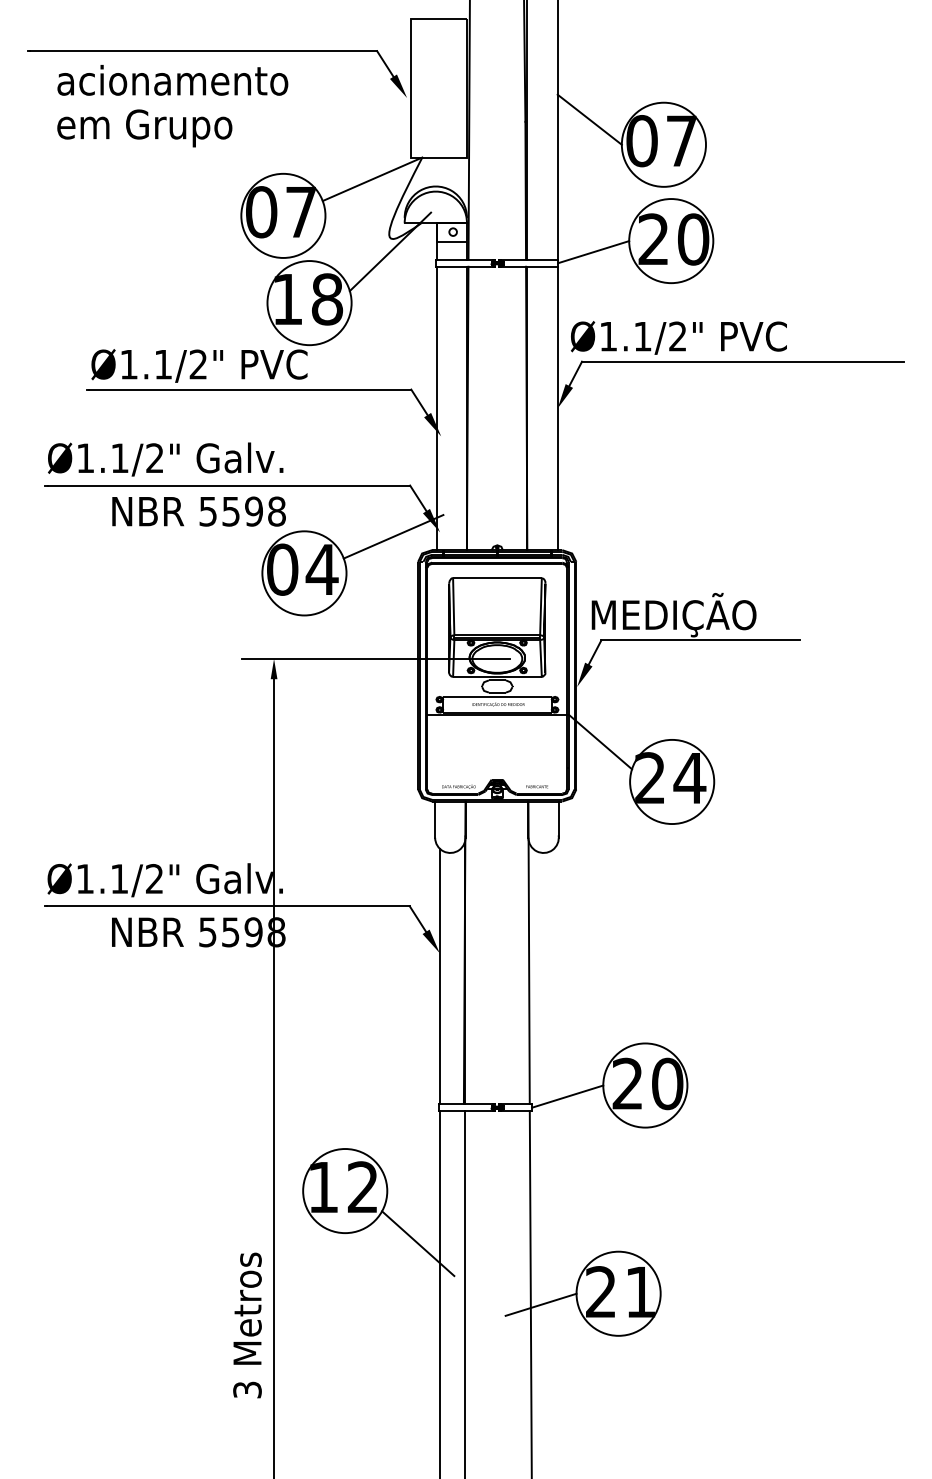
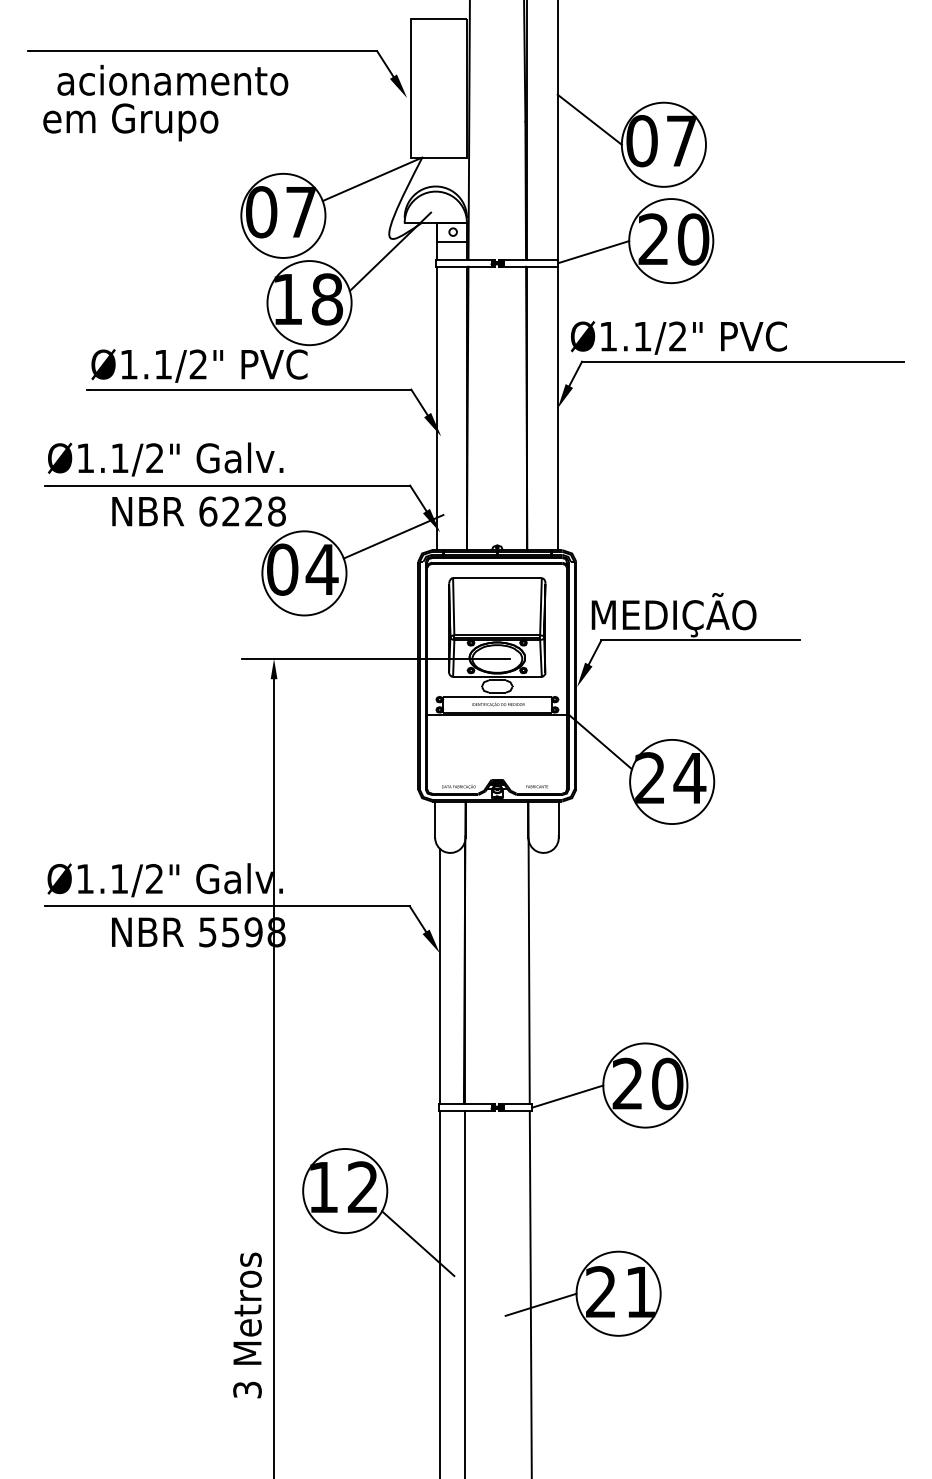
text position: (144, 128) -> (130, 122) (130, 122)
text: 5598 -> 6228 (230, 511)
